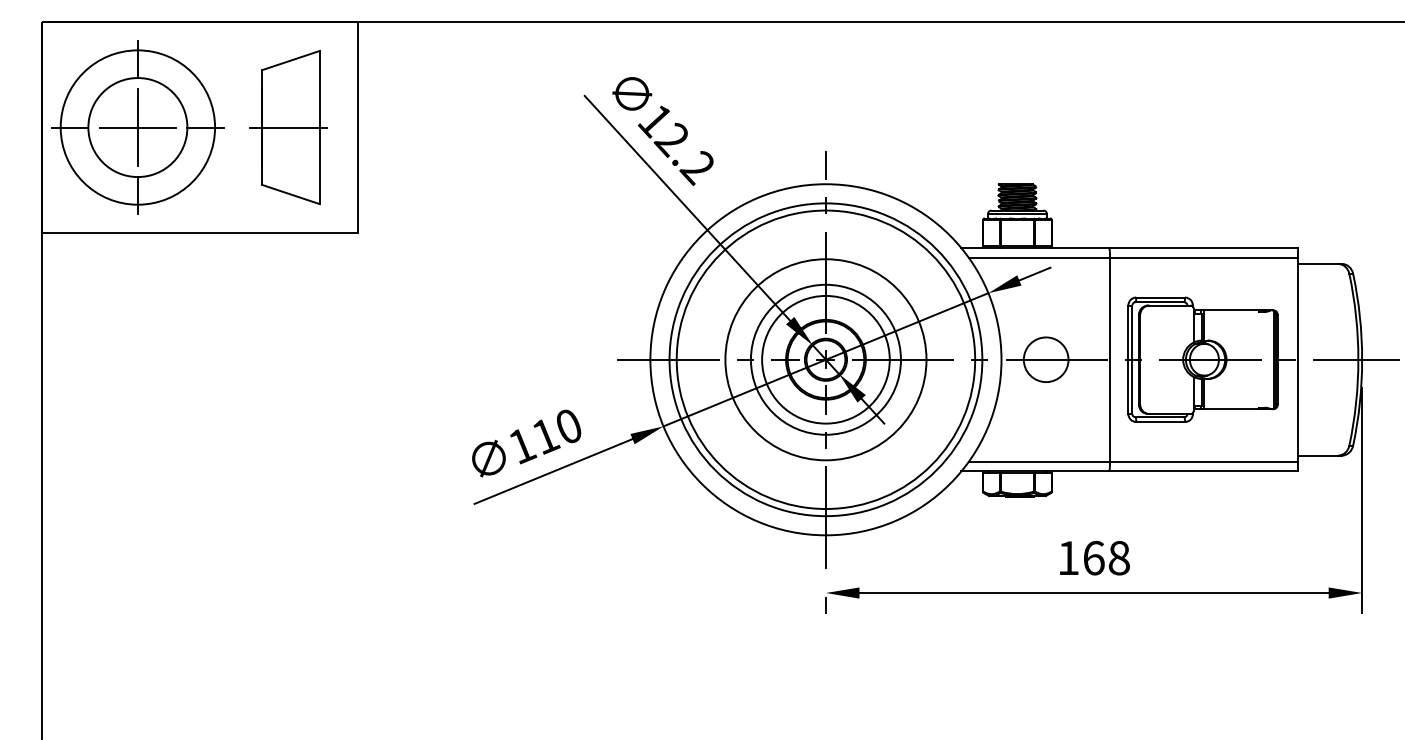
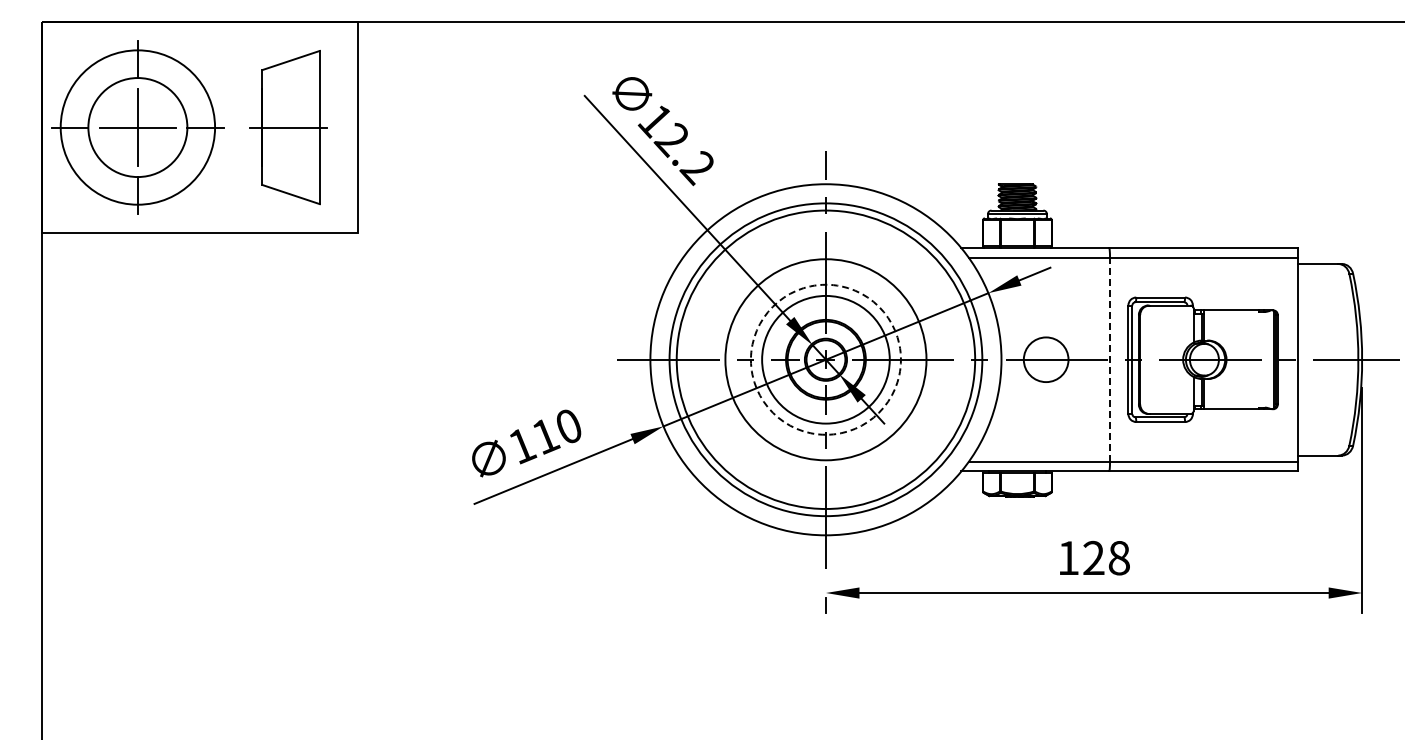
circle: solid -> dashed (825, 359)
line: solid -> dashed (1110, 359)
text: 168 -> 128 (1093, 557)
